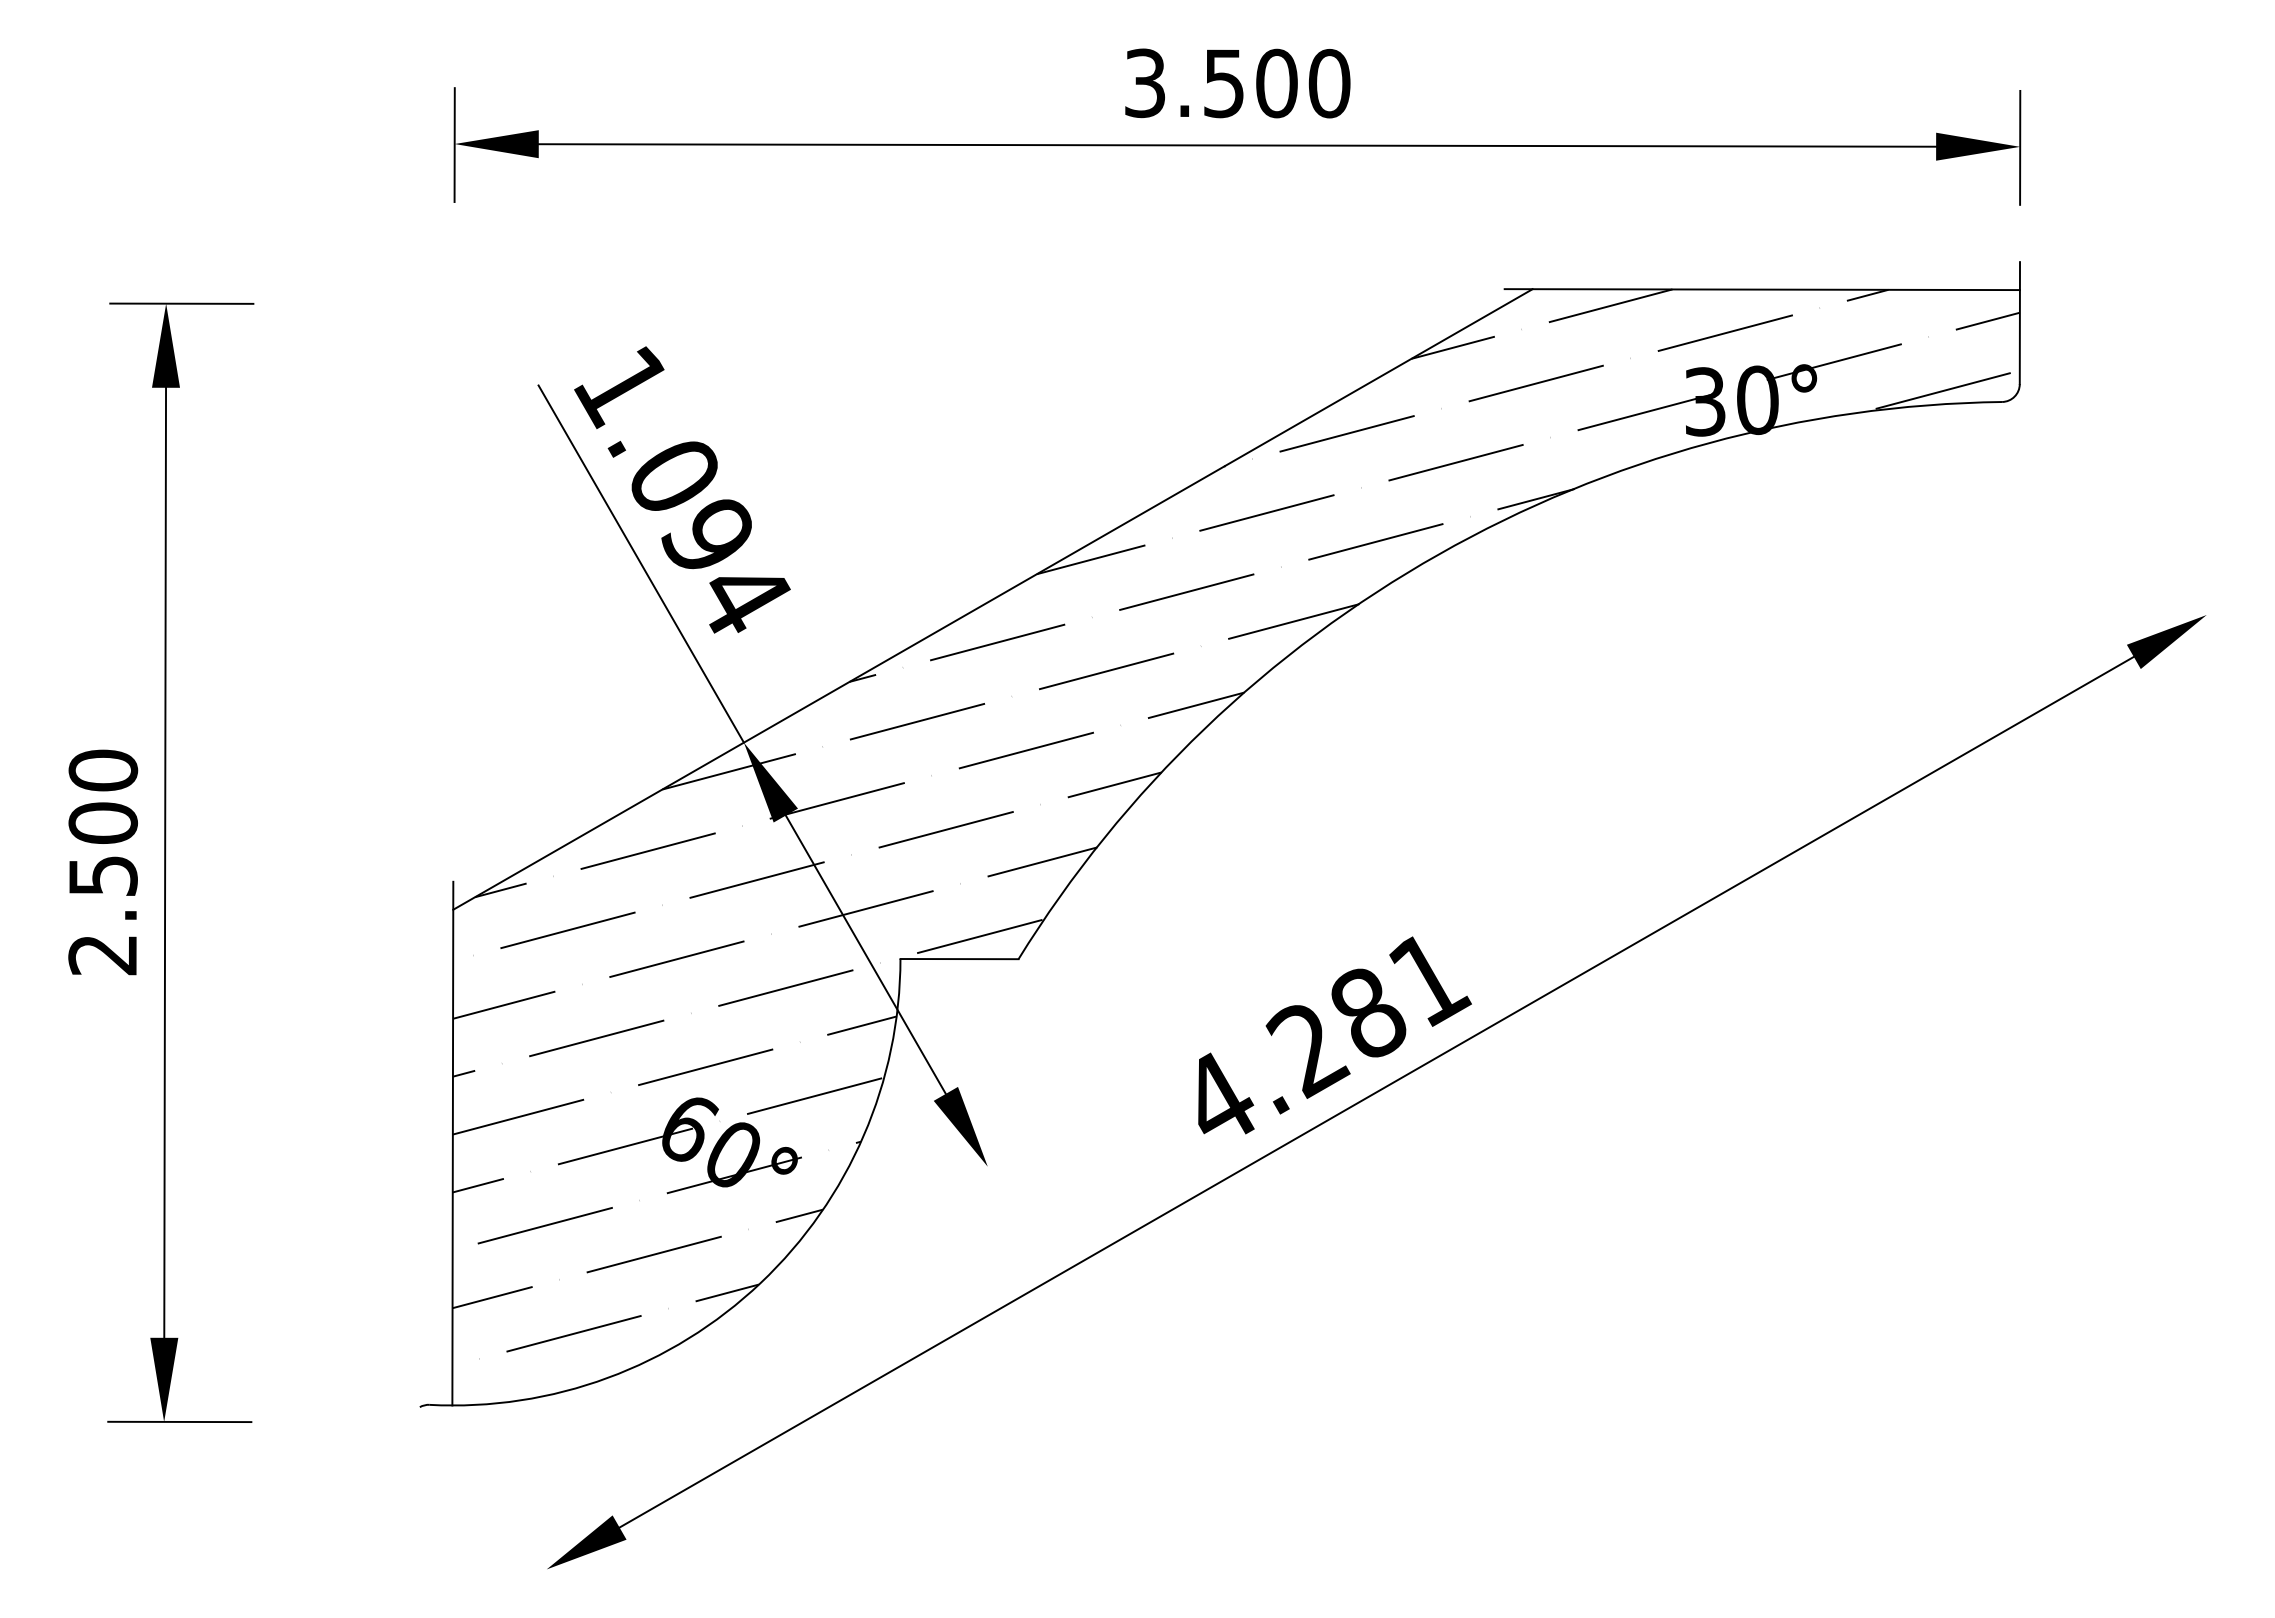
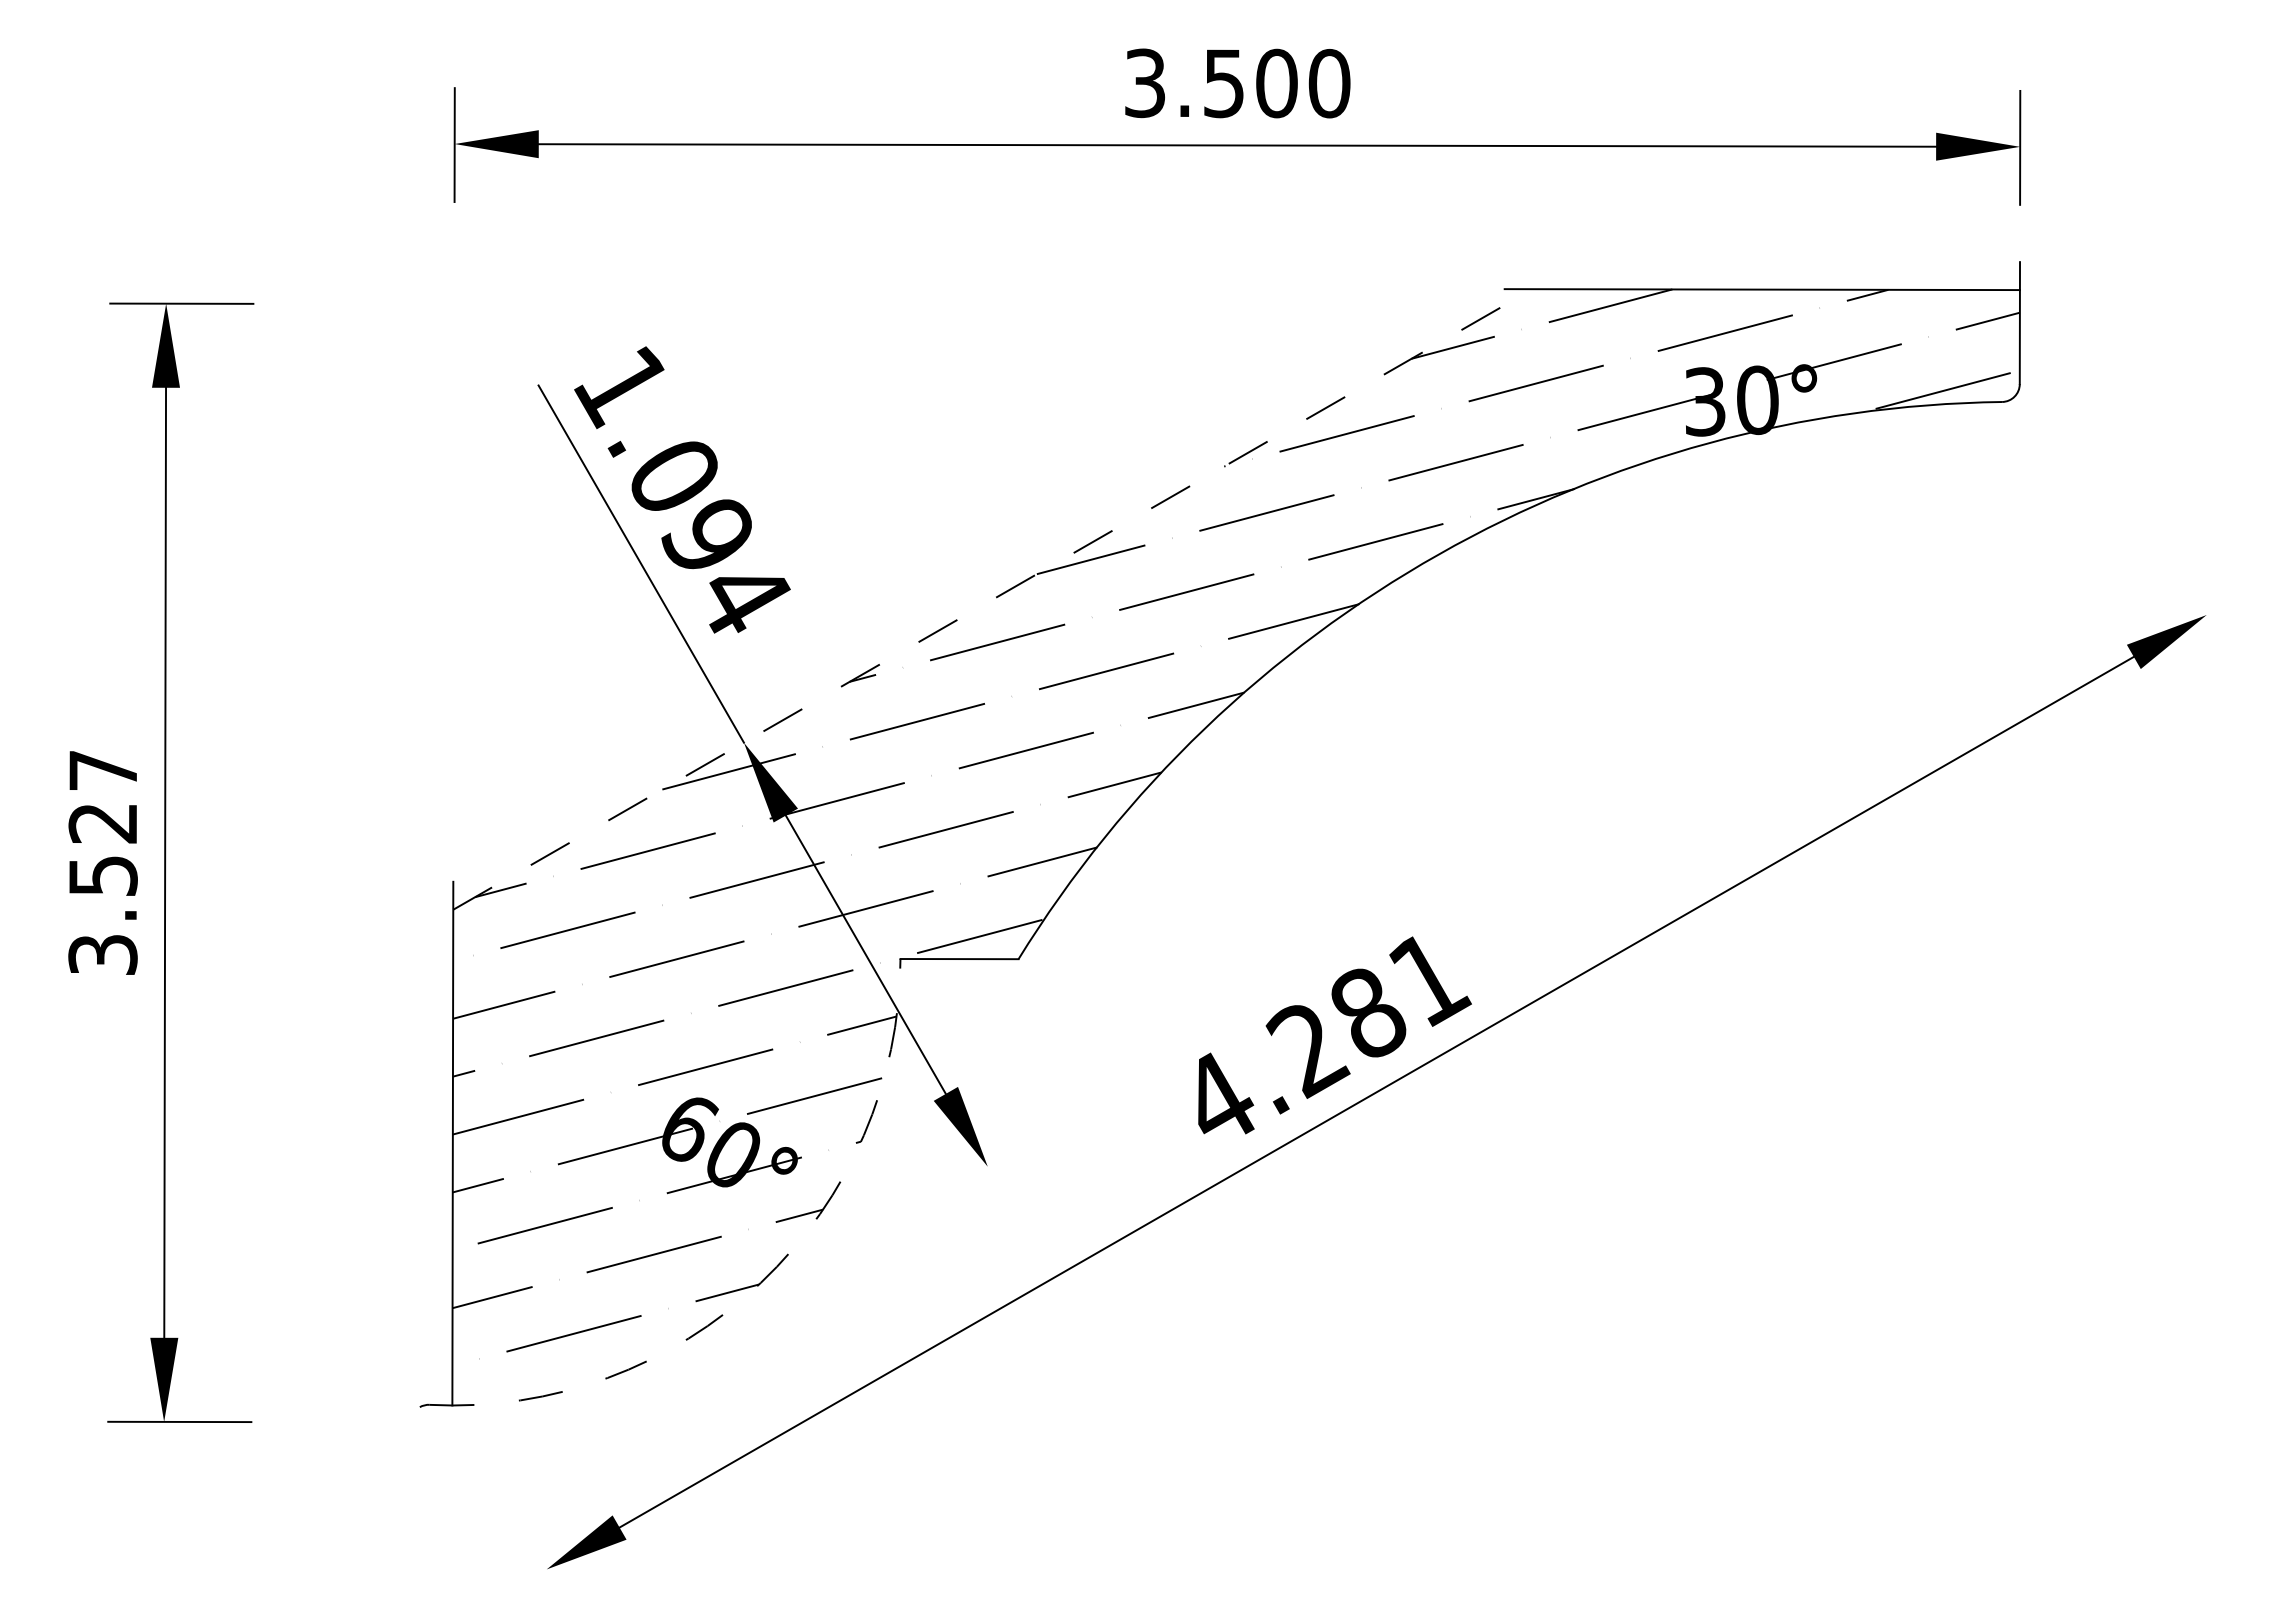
line: solid -> dashed (992, 599)
text: 2.500 -> 3.527 (103, 862)
arc: solid -> dashed (760, 1282)
